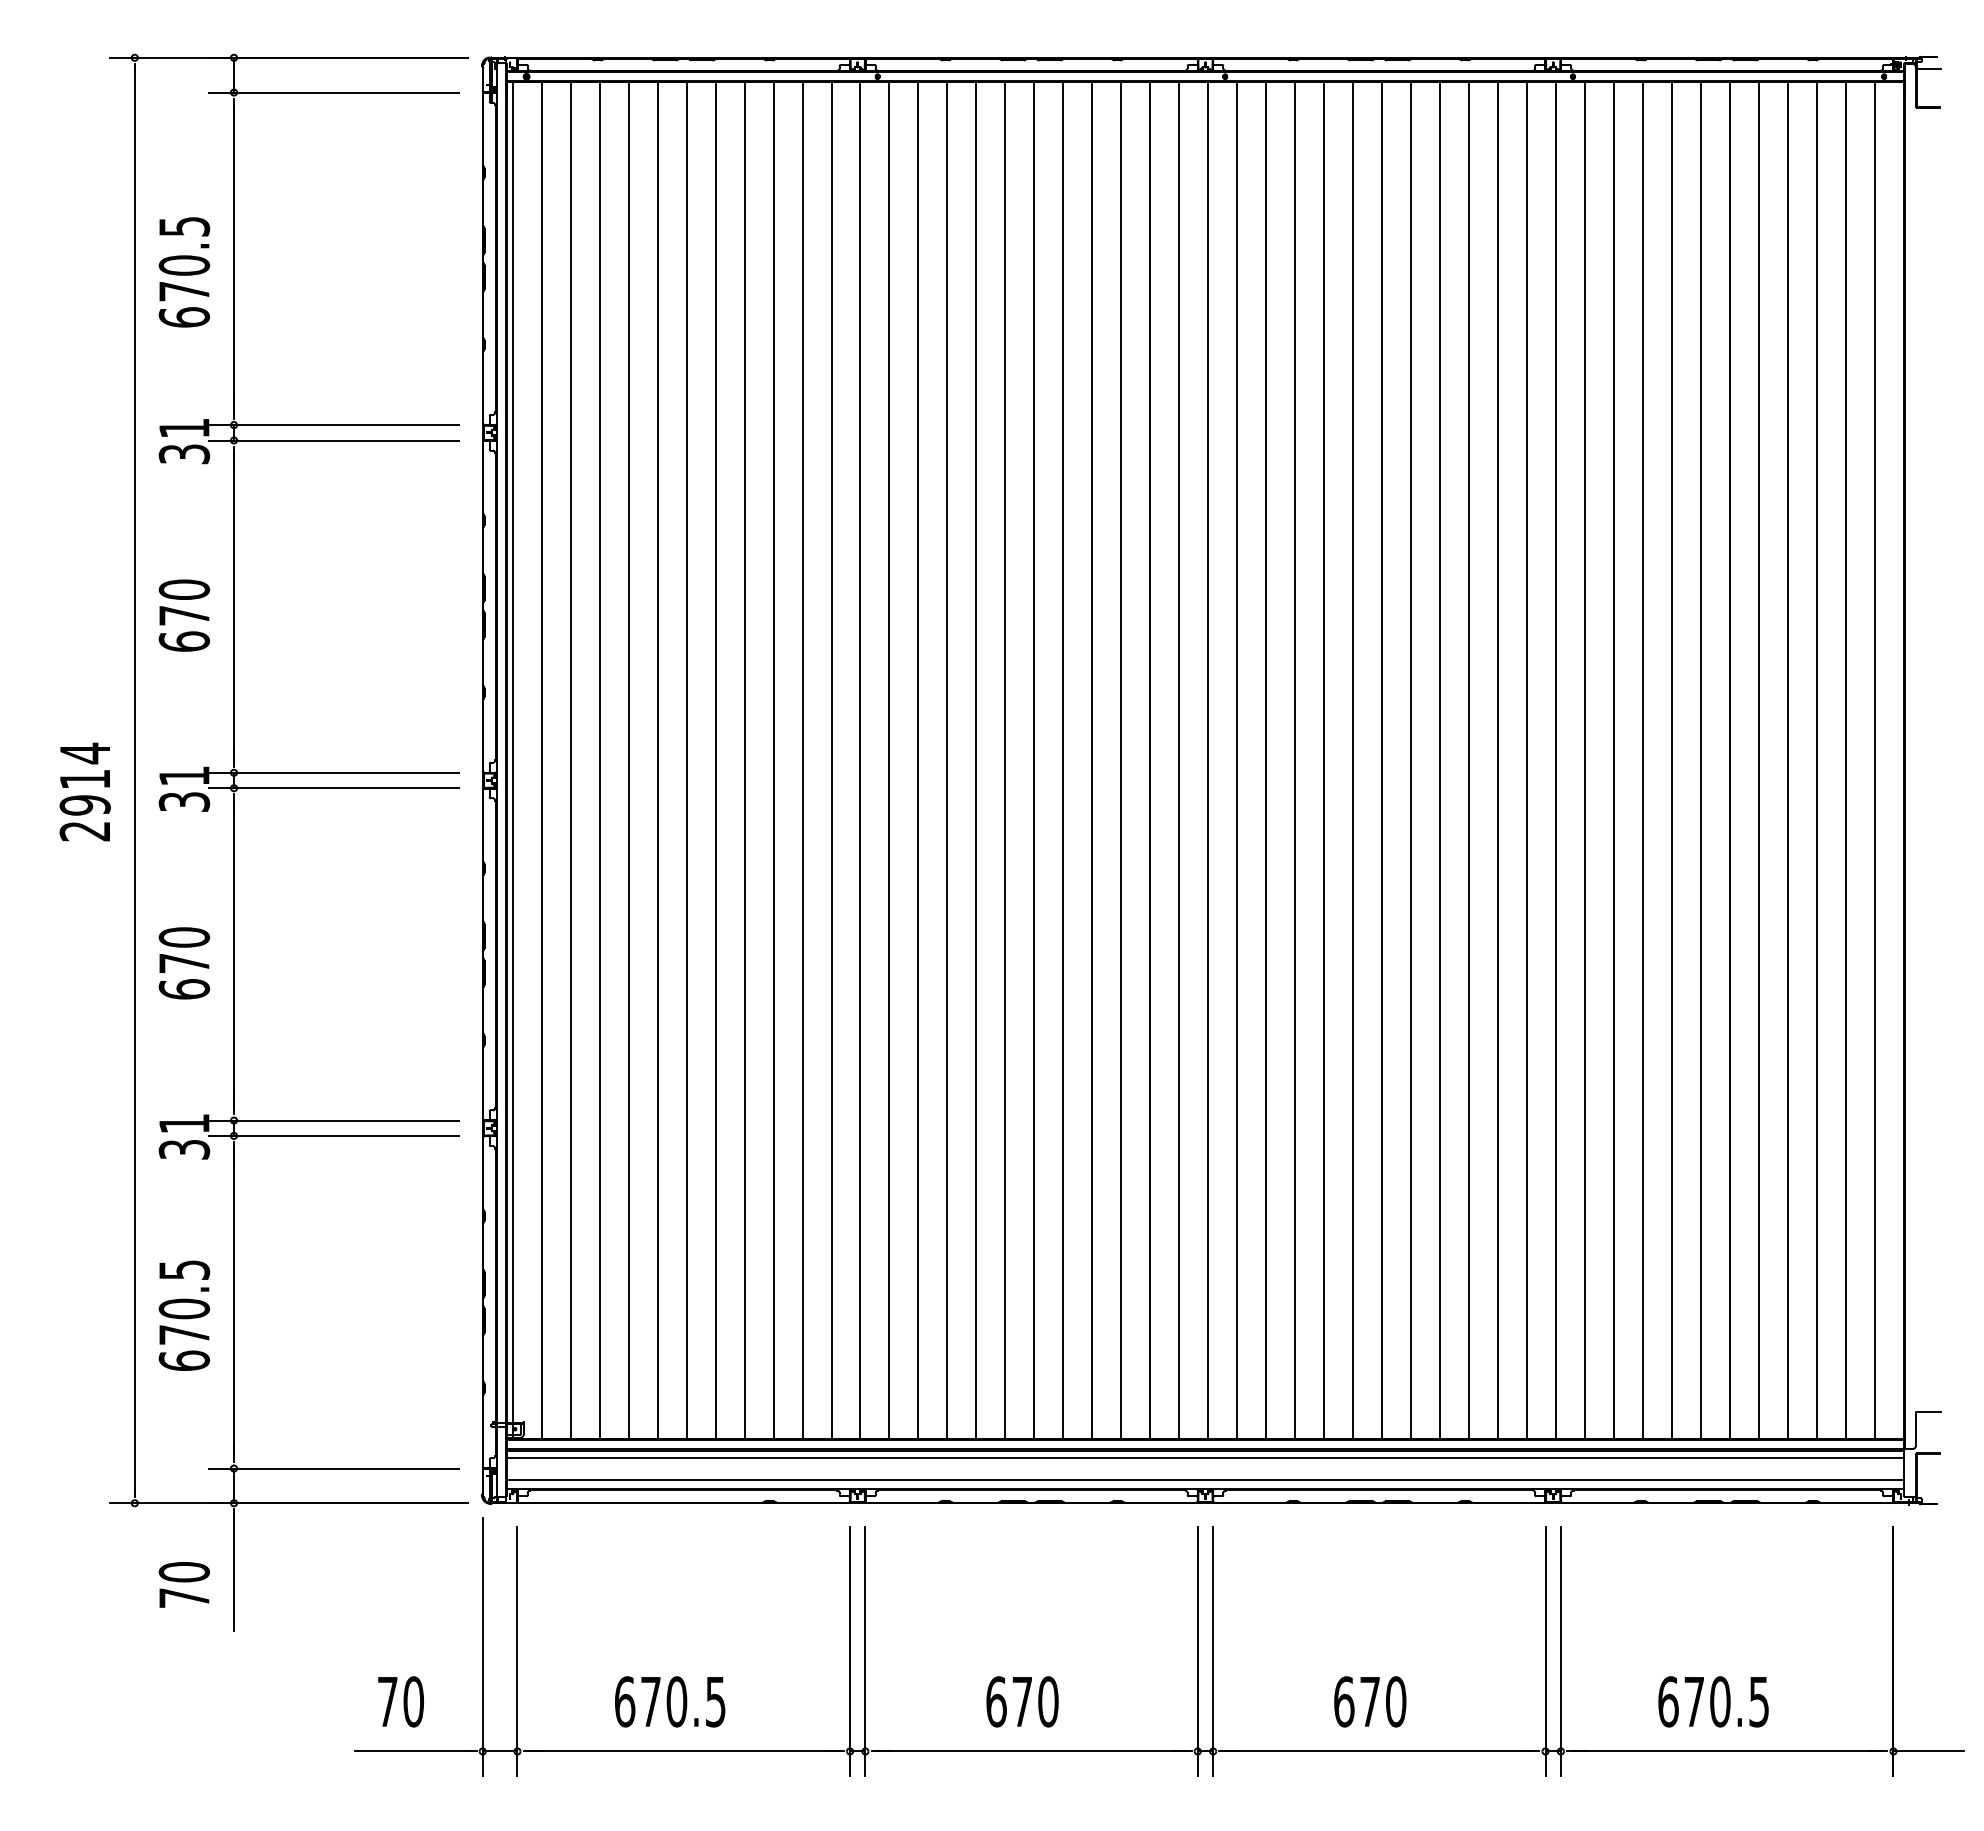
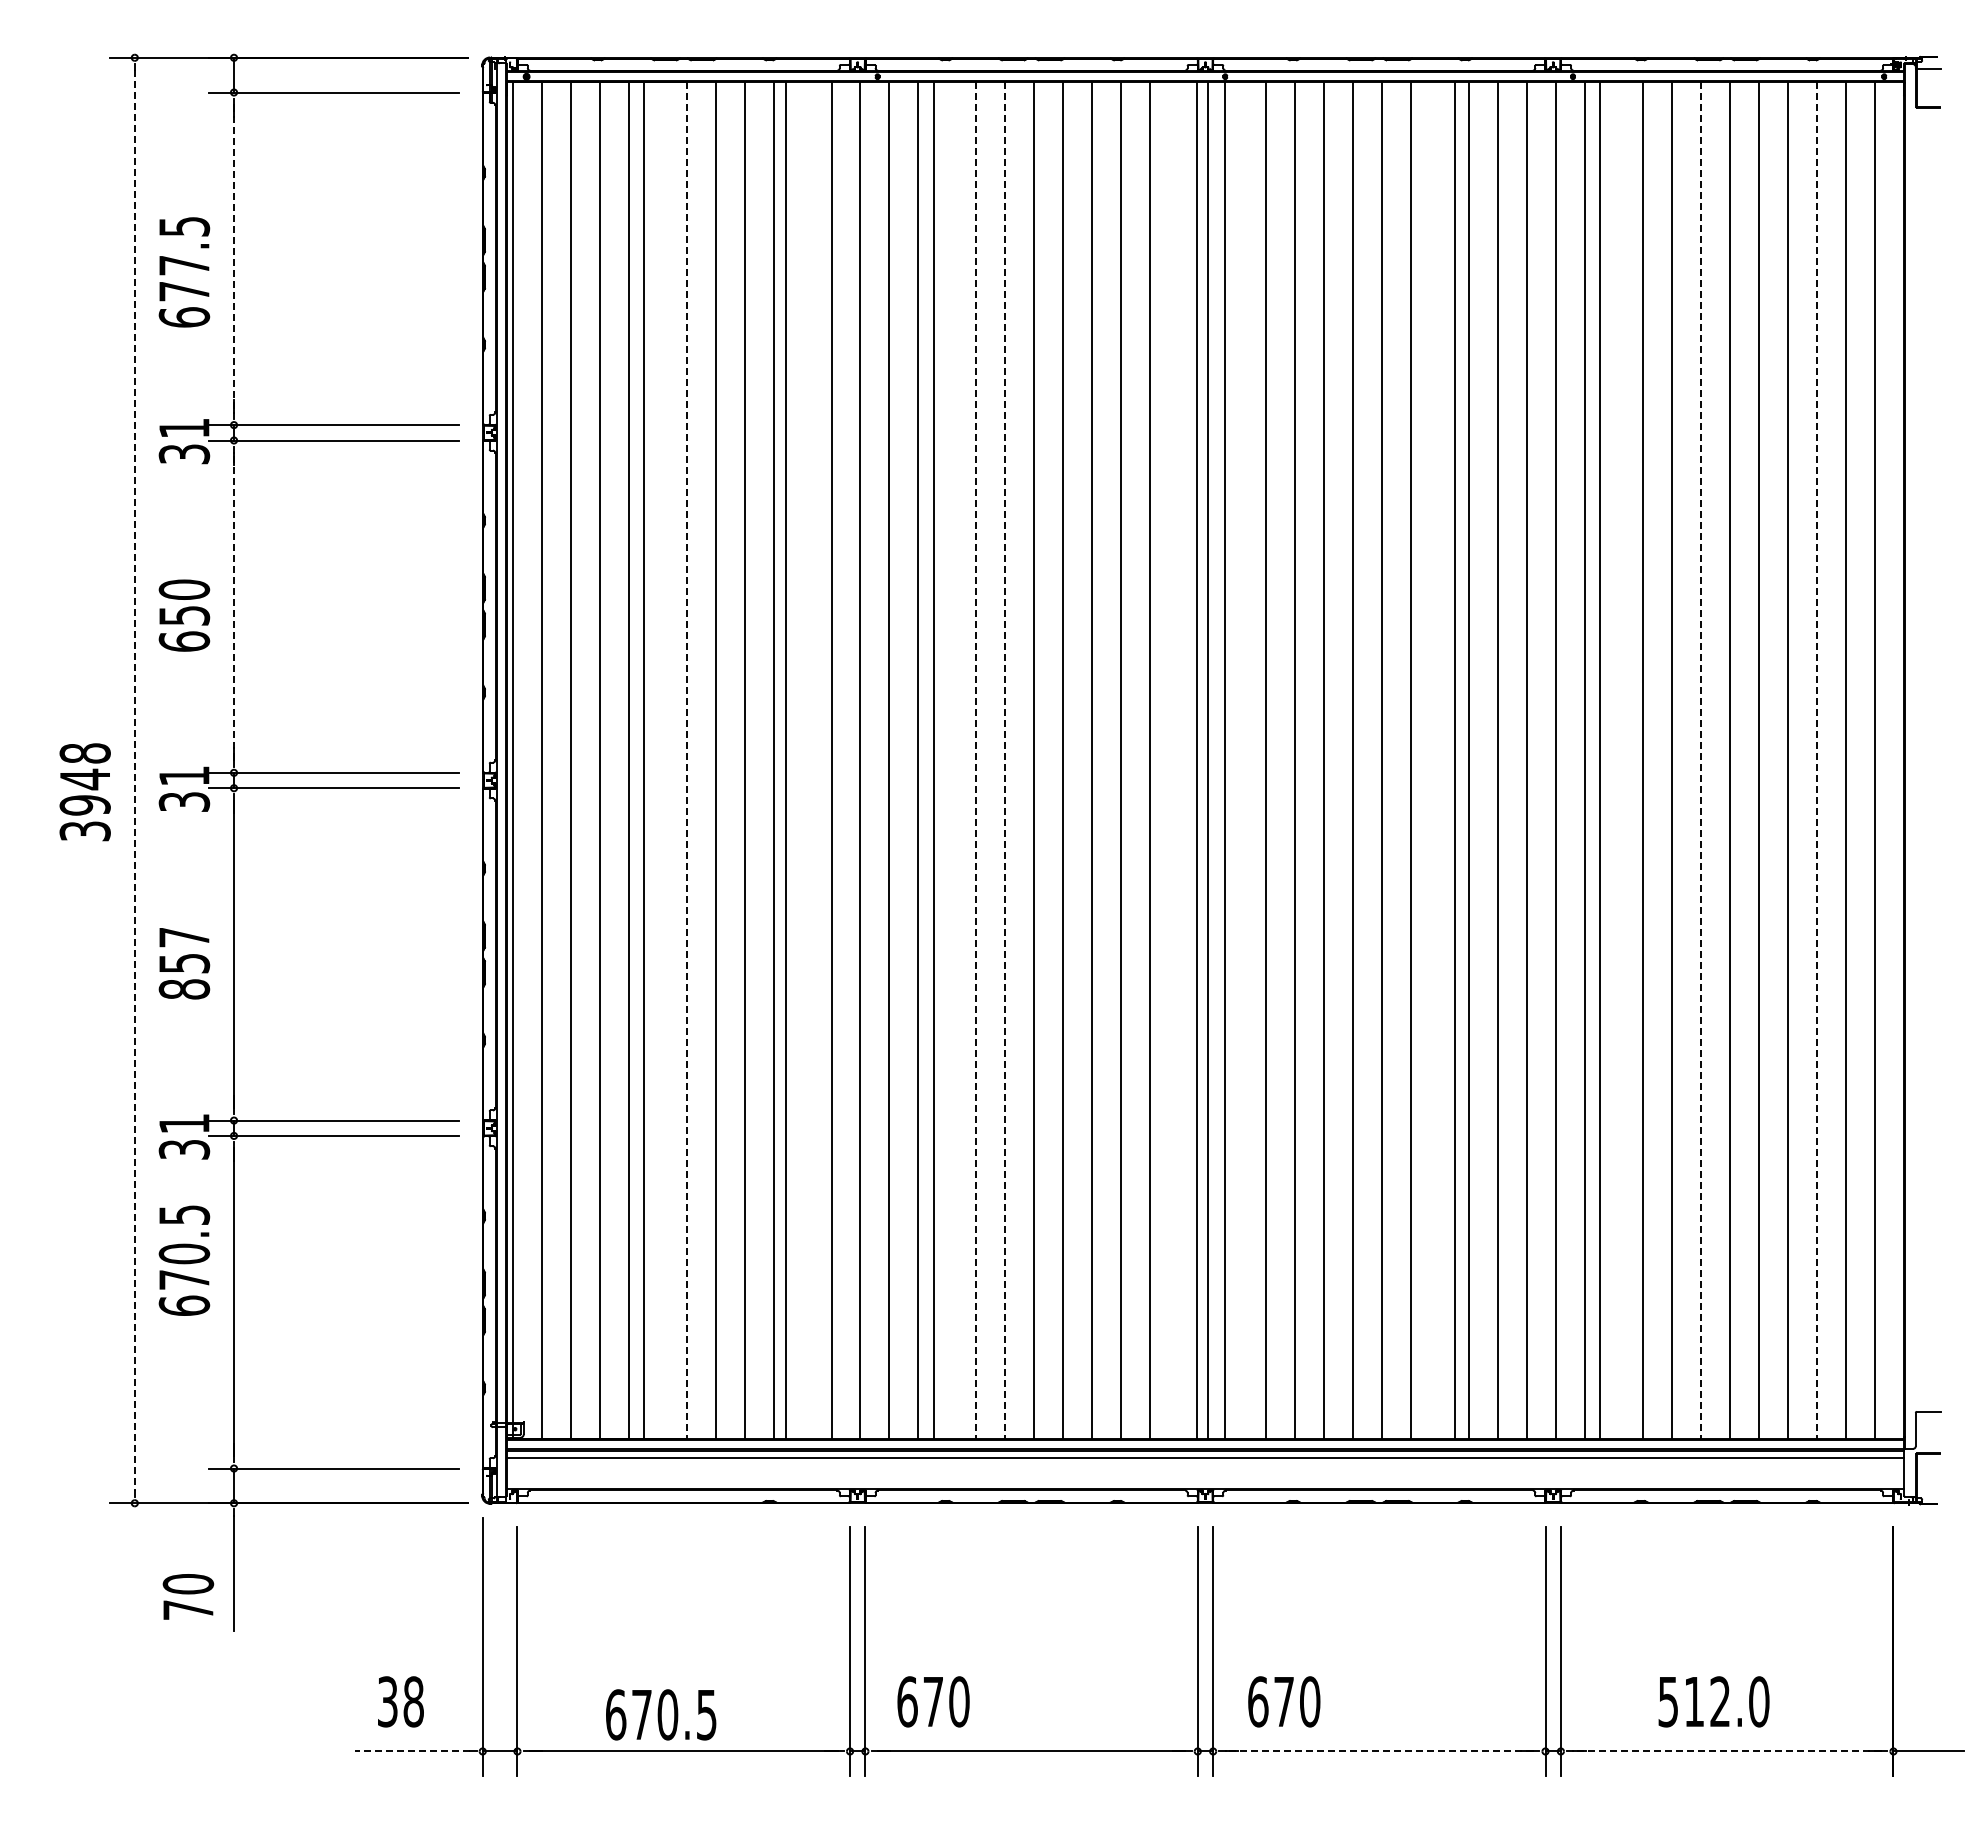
line: solid -> dashed (234, 258)
text: 670.5 -> 677.5 (184, 265)
line: solid -> dashed (234, 606)
text: 670 -> 650 (184, 615)
line position: (657, 759) -> (643, 759) (643, 759)
line position: (802, 759) -> (785, 759) (785, 759)
line position: (947, 759) -> (934, 759) (934, 759)
line position: (1179, 759) -> (1197, 759) (1197, 759)
line position: (1237, 759) -> (1225, 759) (1225, 759)
line position: (1439, 759) -> (1454, 759) (1454, 759)
line position: (1613, 759) -> (1599, 759) (1599, 759)
line: solid -> dashed (686, 760)
line: solid -> dashed (976, 760)
line: solid -> dashed (1005, 760)
line: solid -> dashed (1700, 760)
line: solid -> dashed (1816, 760)
line: solid -> dashed (134, 781)
text: 2914 -> 3948 (84, 791)
text: 670 -> 857 (184, 963)
text position: (184, 1315) -> (184, 1260) (184, 1260)
line: present -> none (1205, 1480)
text position: (184, 1584) -> (188, 1596) (188, 1596)
text: 70 -> 38 (401, 1701)
text position: (670, 1701) -> (661, 1714) (661, 1714)
text position: (1022, 1701) -> (933, 1701) (933, 1701)
text position: (1370, 1701) -> (1284, 1701) (1284, 1701)
text: 670.5 -> 512.0 (1713, 1701)
line: solid -> dashed (412, 1751)
line: solid -> dashed (1379, 1751)
line: solid -> dashed (1727, 1751)
